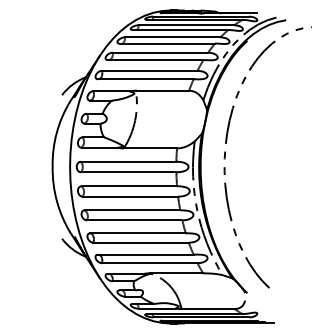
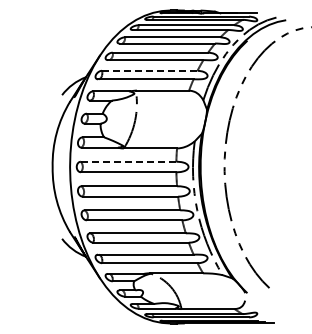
line: solid -> dashed (149, 70)
line: solid -> dashed (128, 161)
